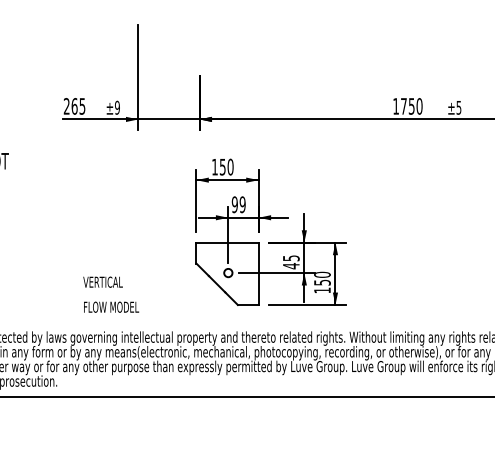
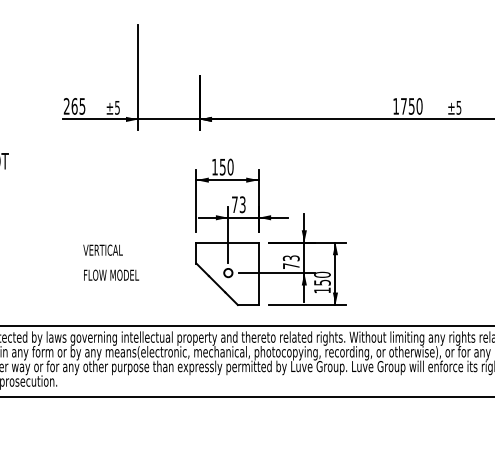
text: ±9 -> ±5 (117, 107)
text: 99 -> 73 (238, 204)
text: 45 -> 73 (290, 262)
text position: (111, 294) -> (111, 262) (111, 262)
line: none -> present (246, 325)
